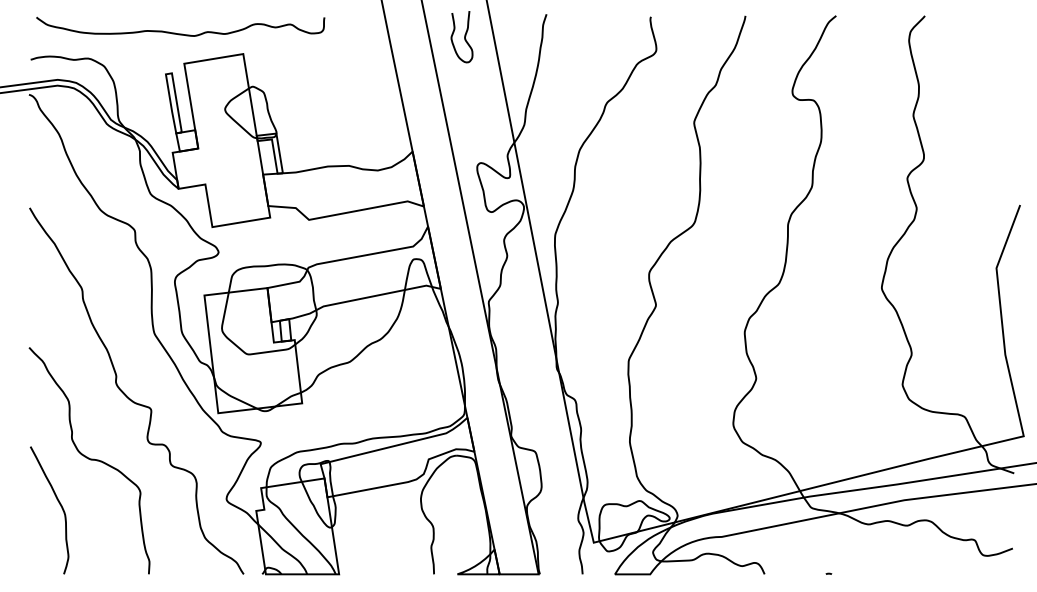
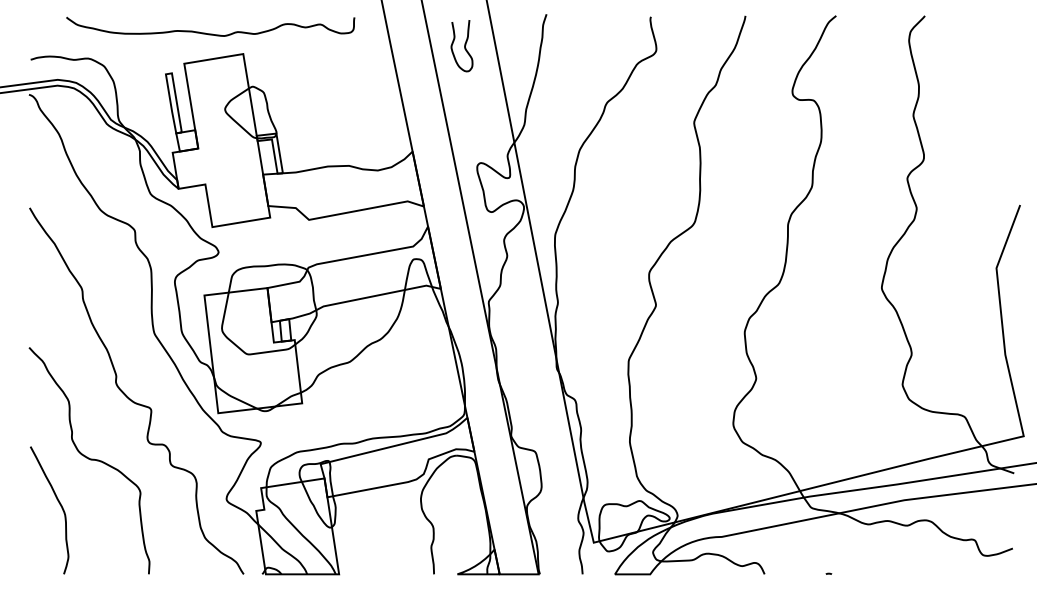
curve position: (180, 33) -> (210, 33) (210, 33)
curve position: (464, 37) -> (464, 46) (464, 46)
